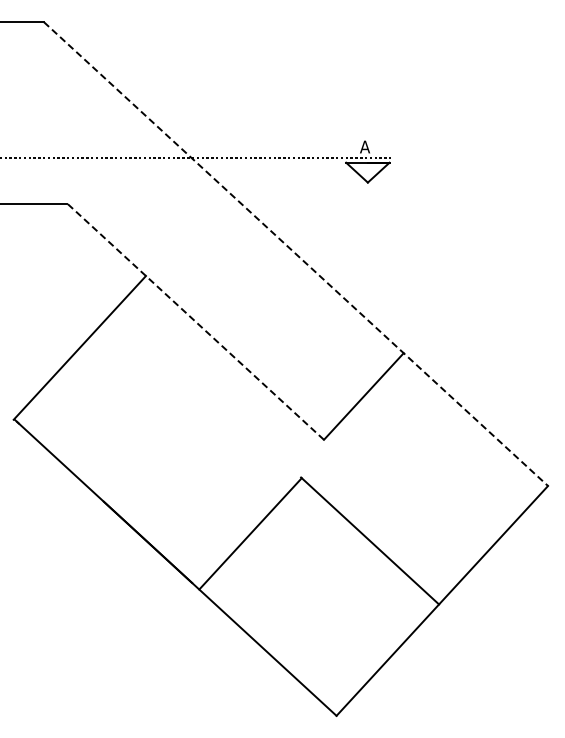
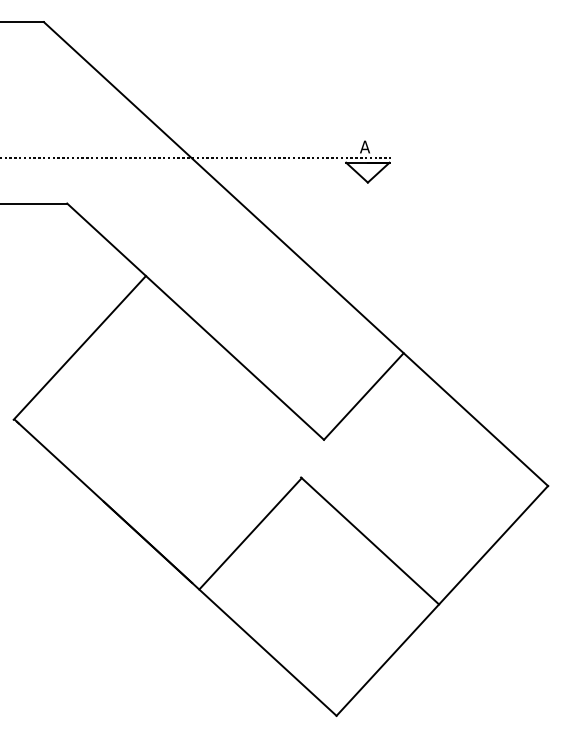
line: dashed -> solid (296, 254)
line: dashed -> solid (195, 321)
